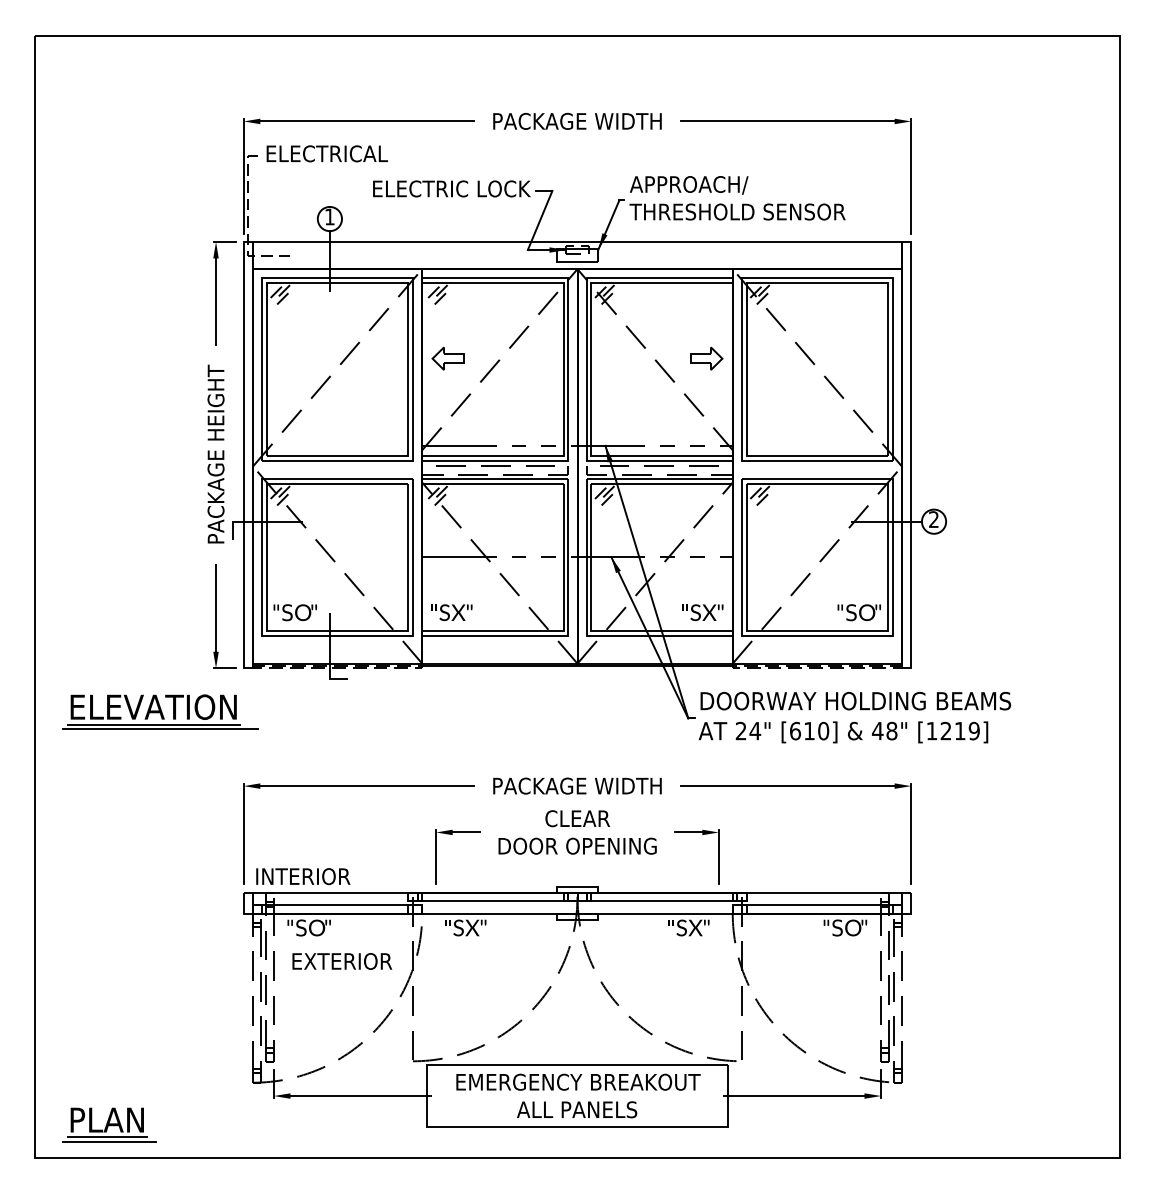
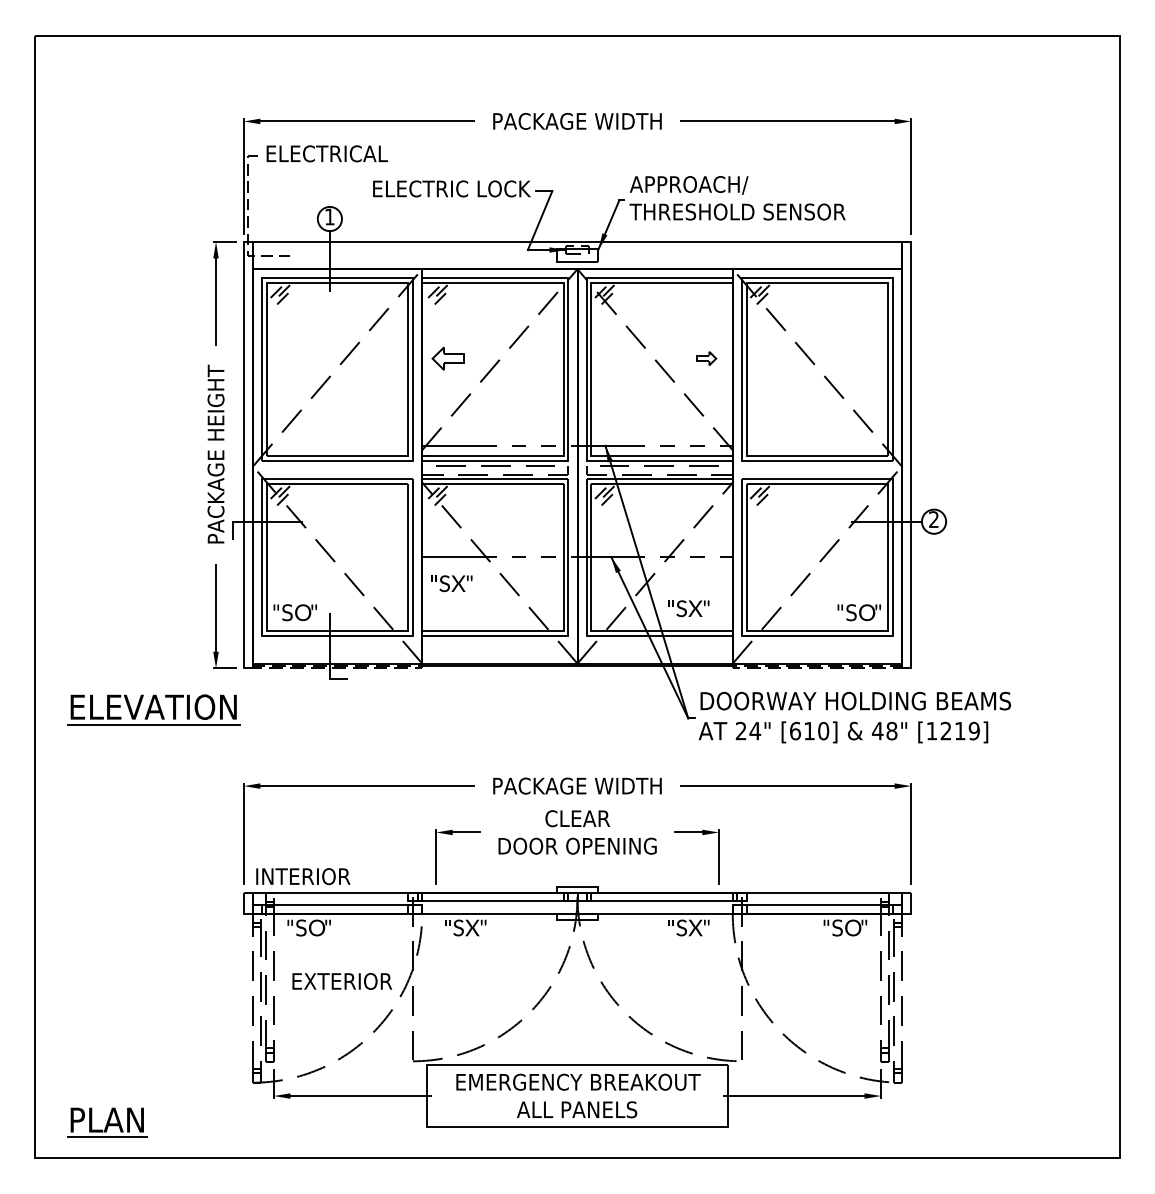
part size: 34x25 px -> 22x15 px (706, 358)
text position: (451, 612) -> (451, 583) (451, 583)
text position: (702, 612) -> (688, 608) (688, 608)
line: present -> none (160, 729)
text position: (342, 961) -> (342, 981) (342, 981)
line: present -> none (109, 1142)
